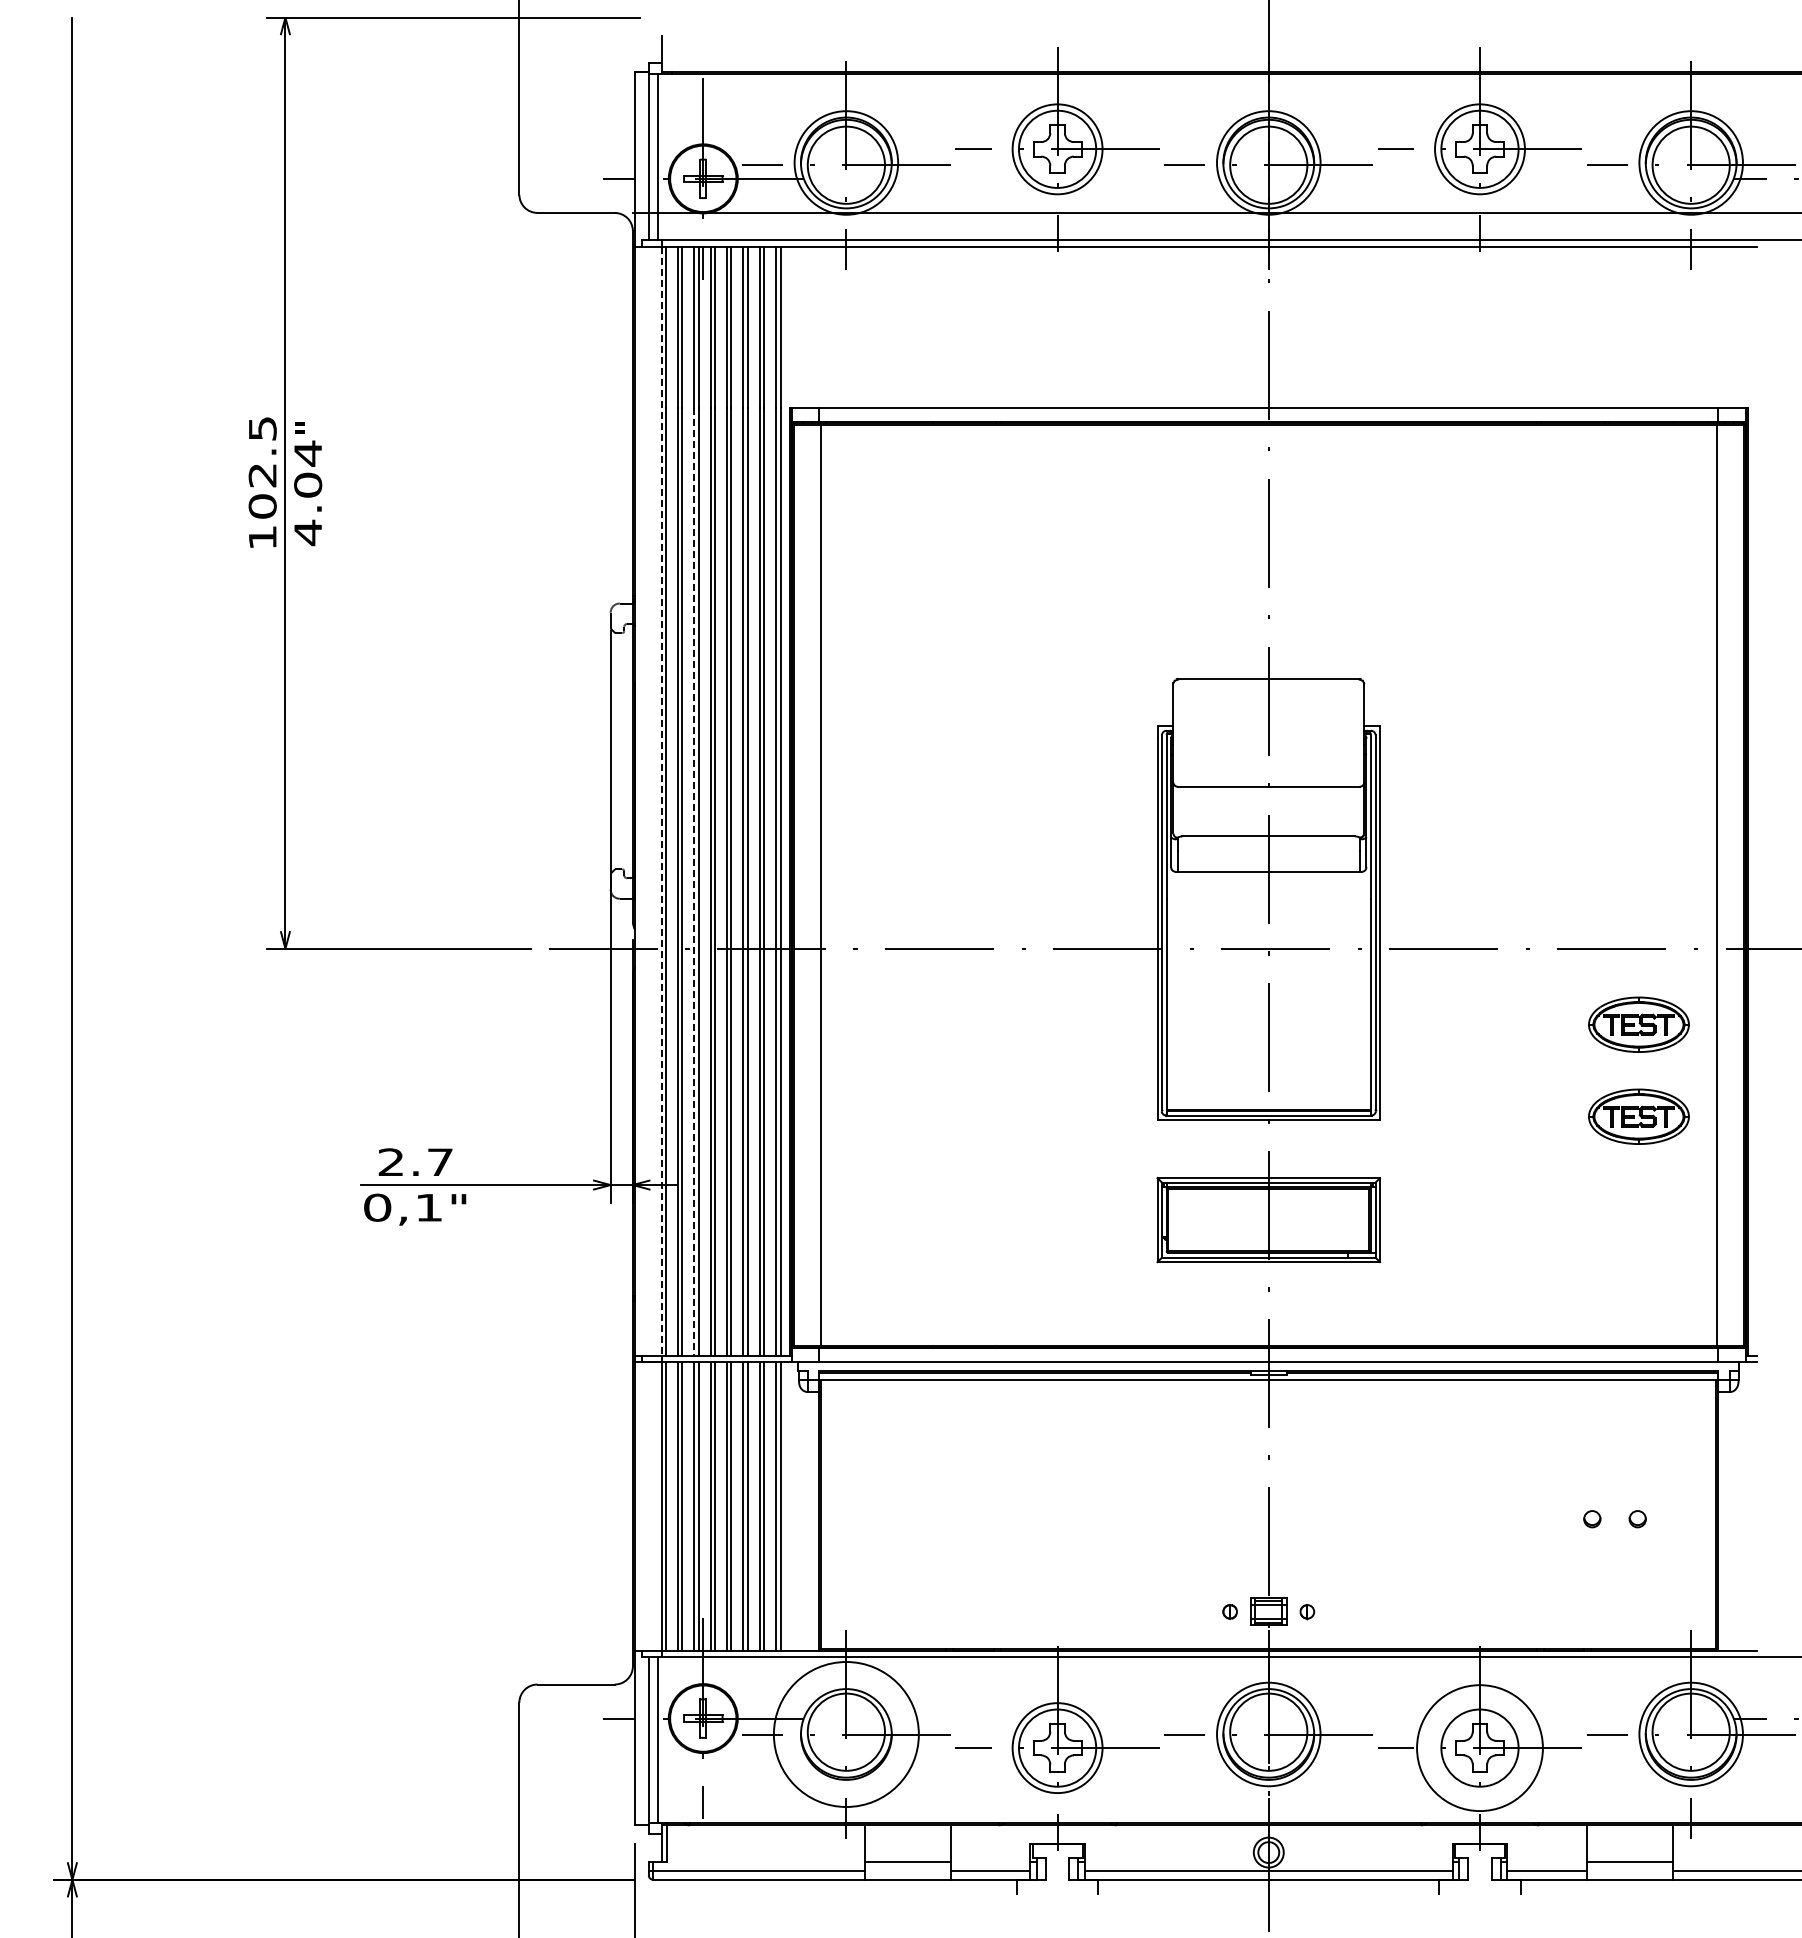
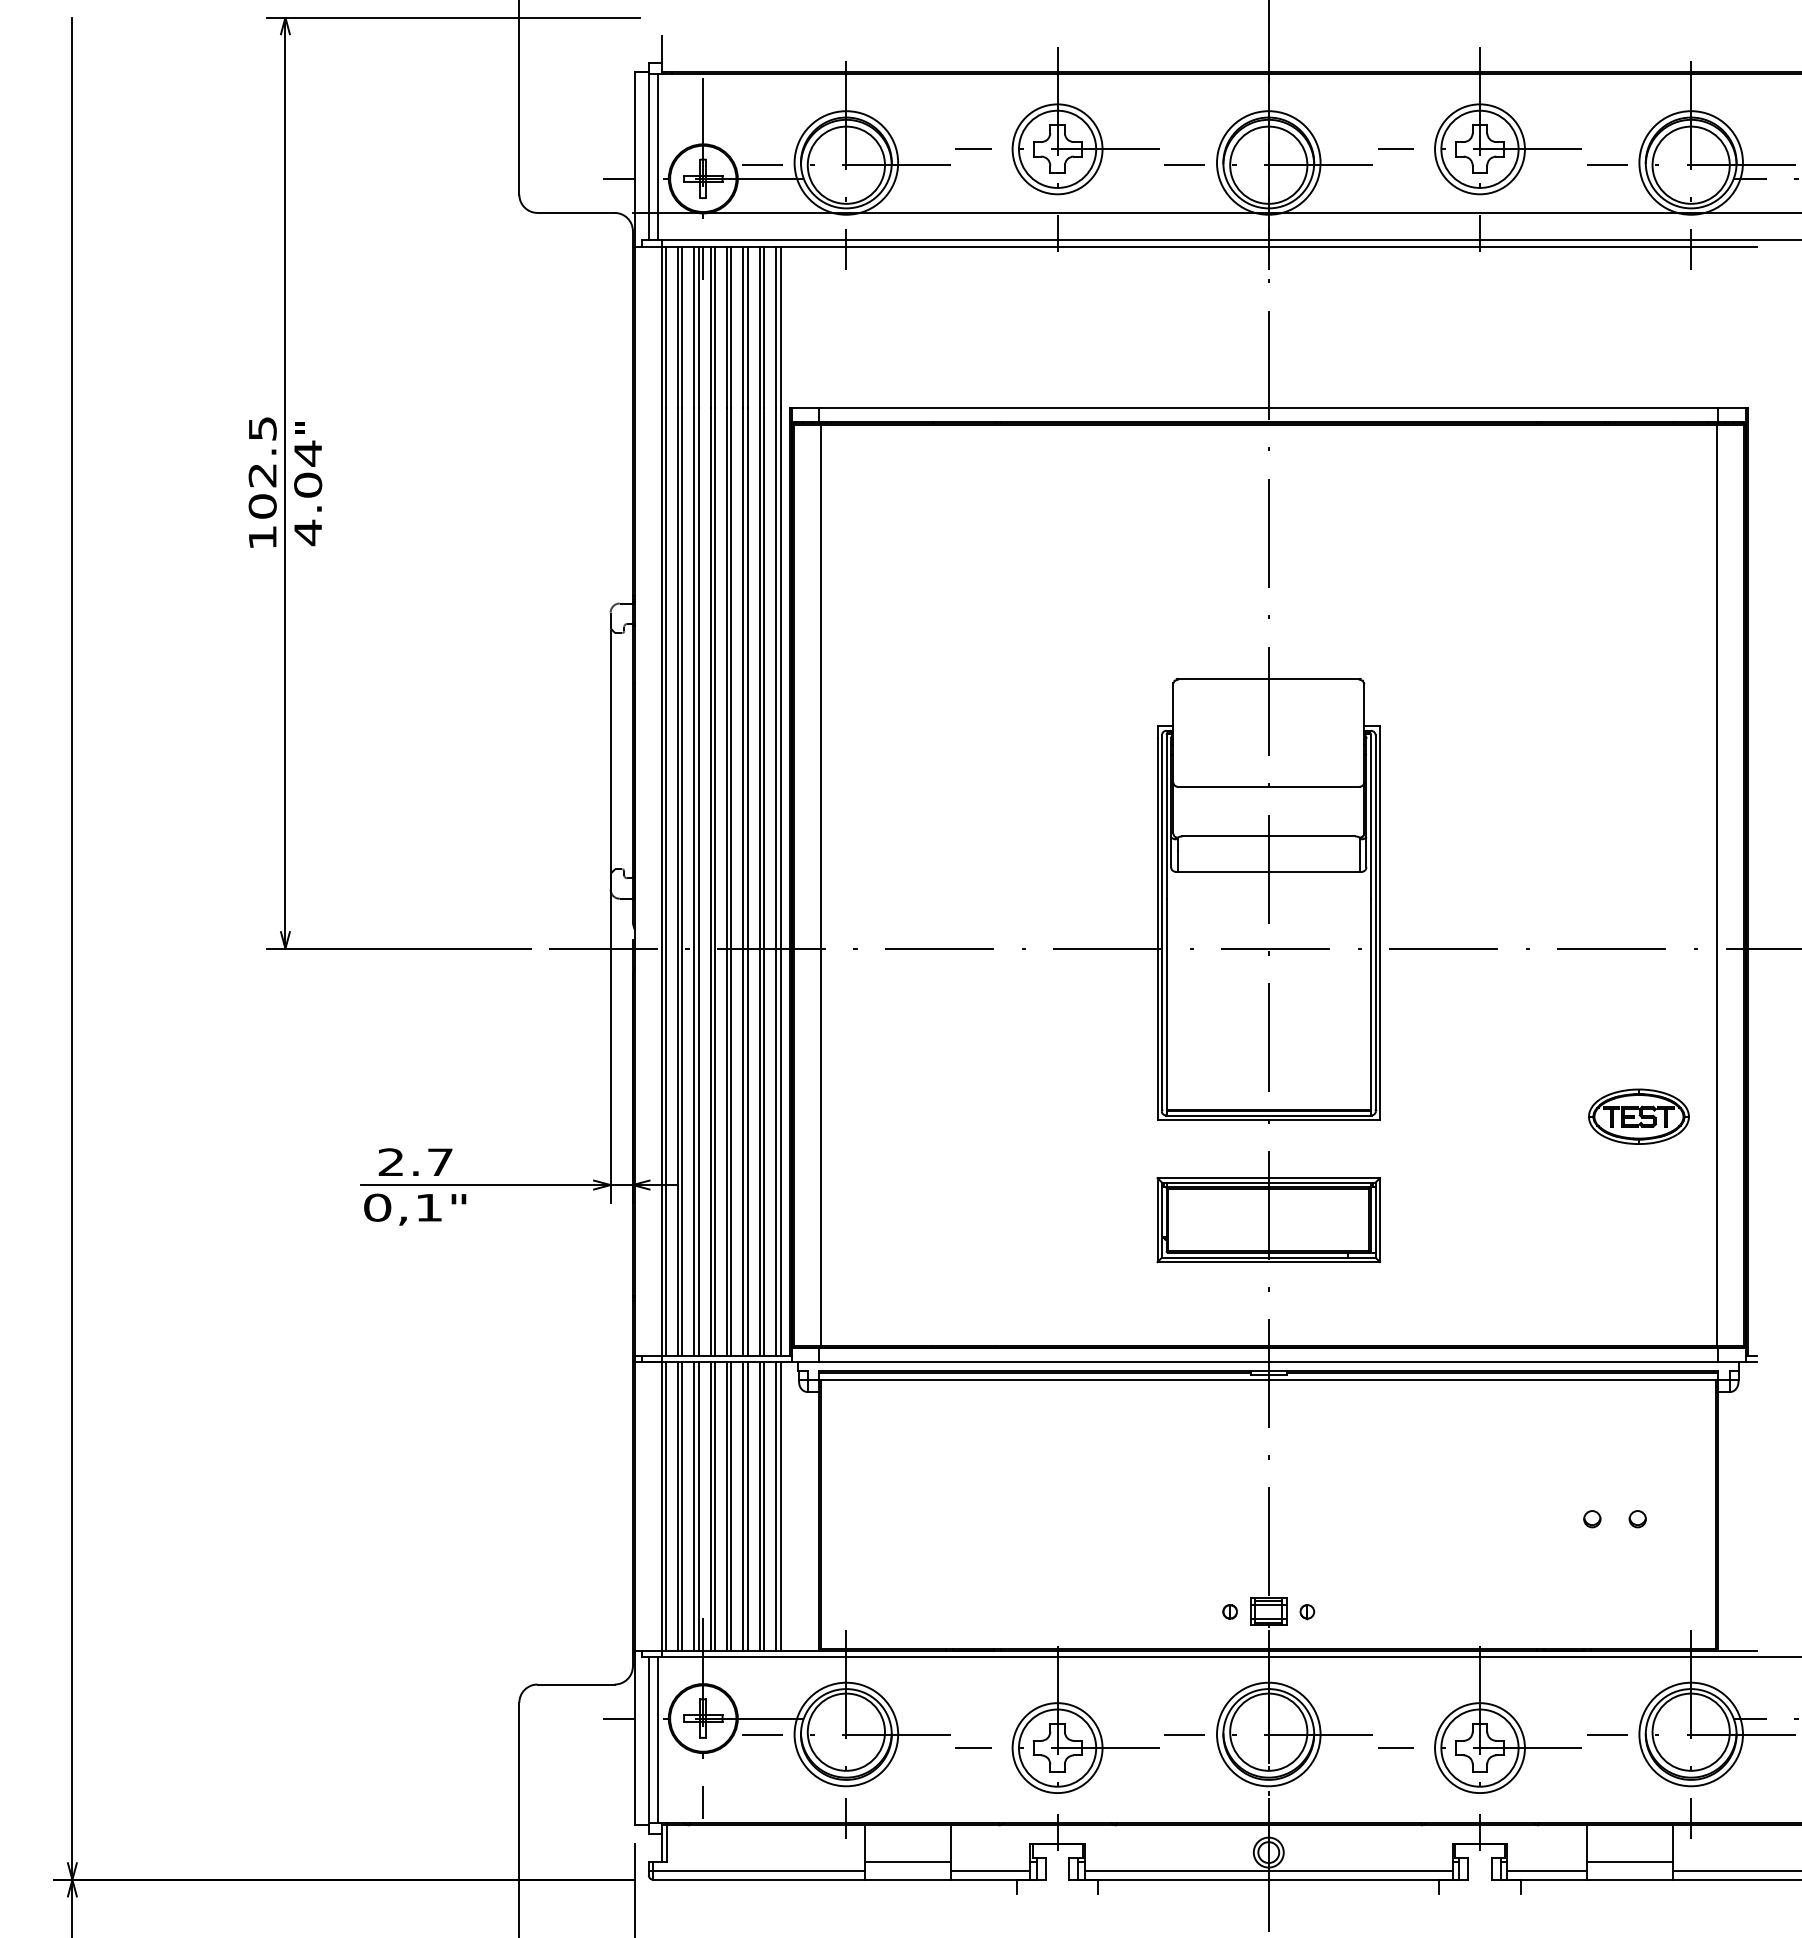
line: dashed -> solid (661, 801)
line: dashed -> solid (694, 881)
part: present -> none (1638, 1024)
circle diameter: 145 px -> 104 px (846, 1734)
circle diameter: 126 px -> 90 px (1479, 1748)
